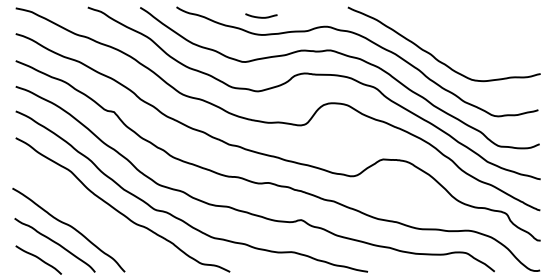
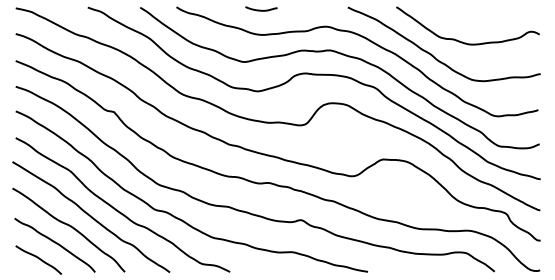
curve position: (261, 16) -> (261, 9) (261, 9)
curve: none -> present (462, 41)
curve: none -> present (91, 216)
